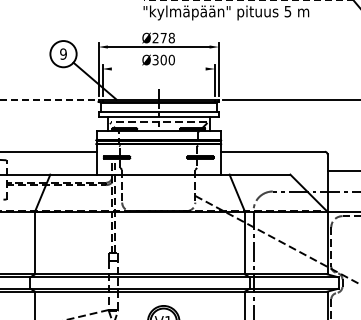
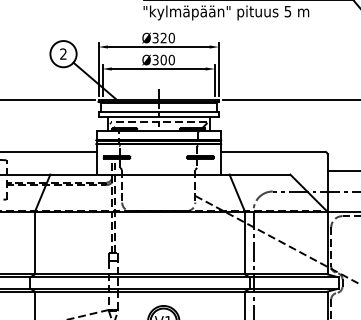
line: dashed -> solid (248, 0)
text: Ø278 -> Ø320 (163, 37)
text: 9 -> 2 (63, 53)
line: none -> present (158, 69)
line: dashed -> solid (47, 99)
